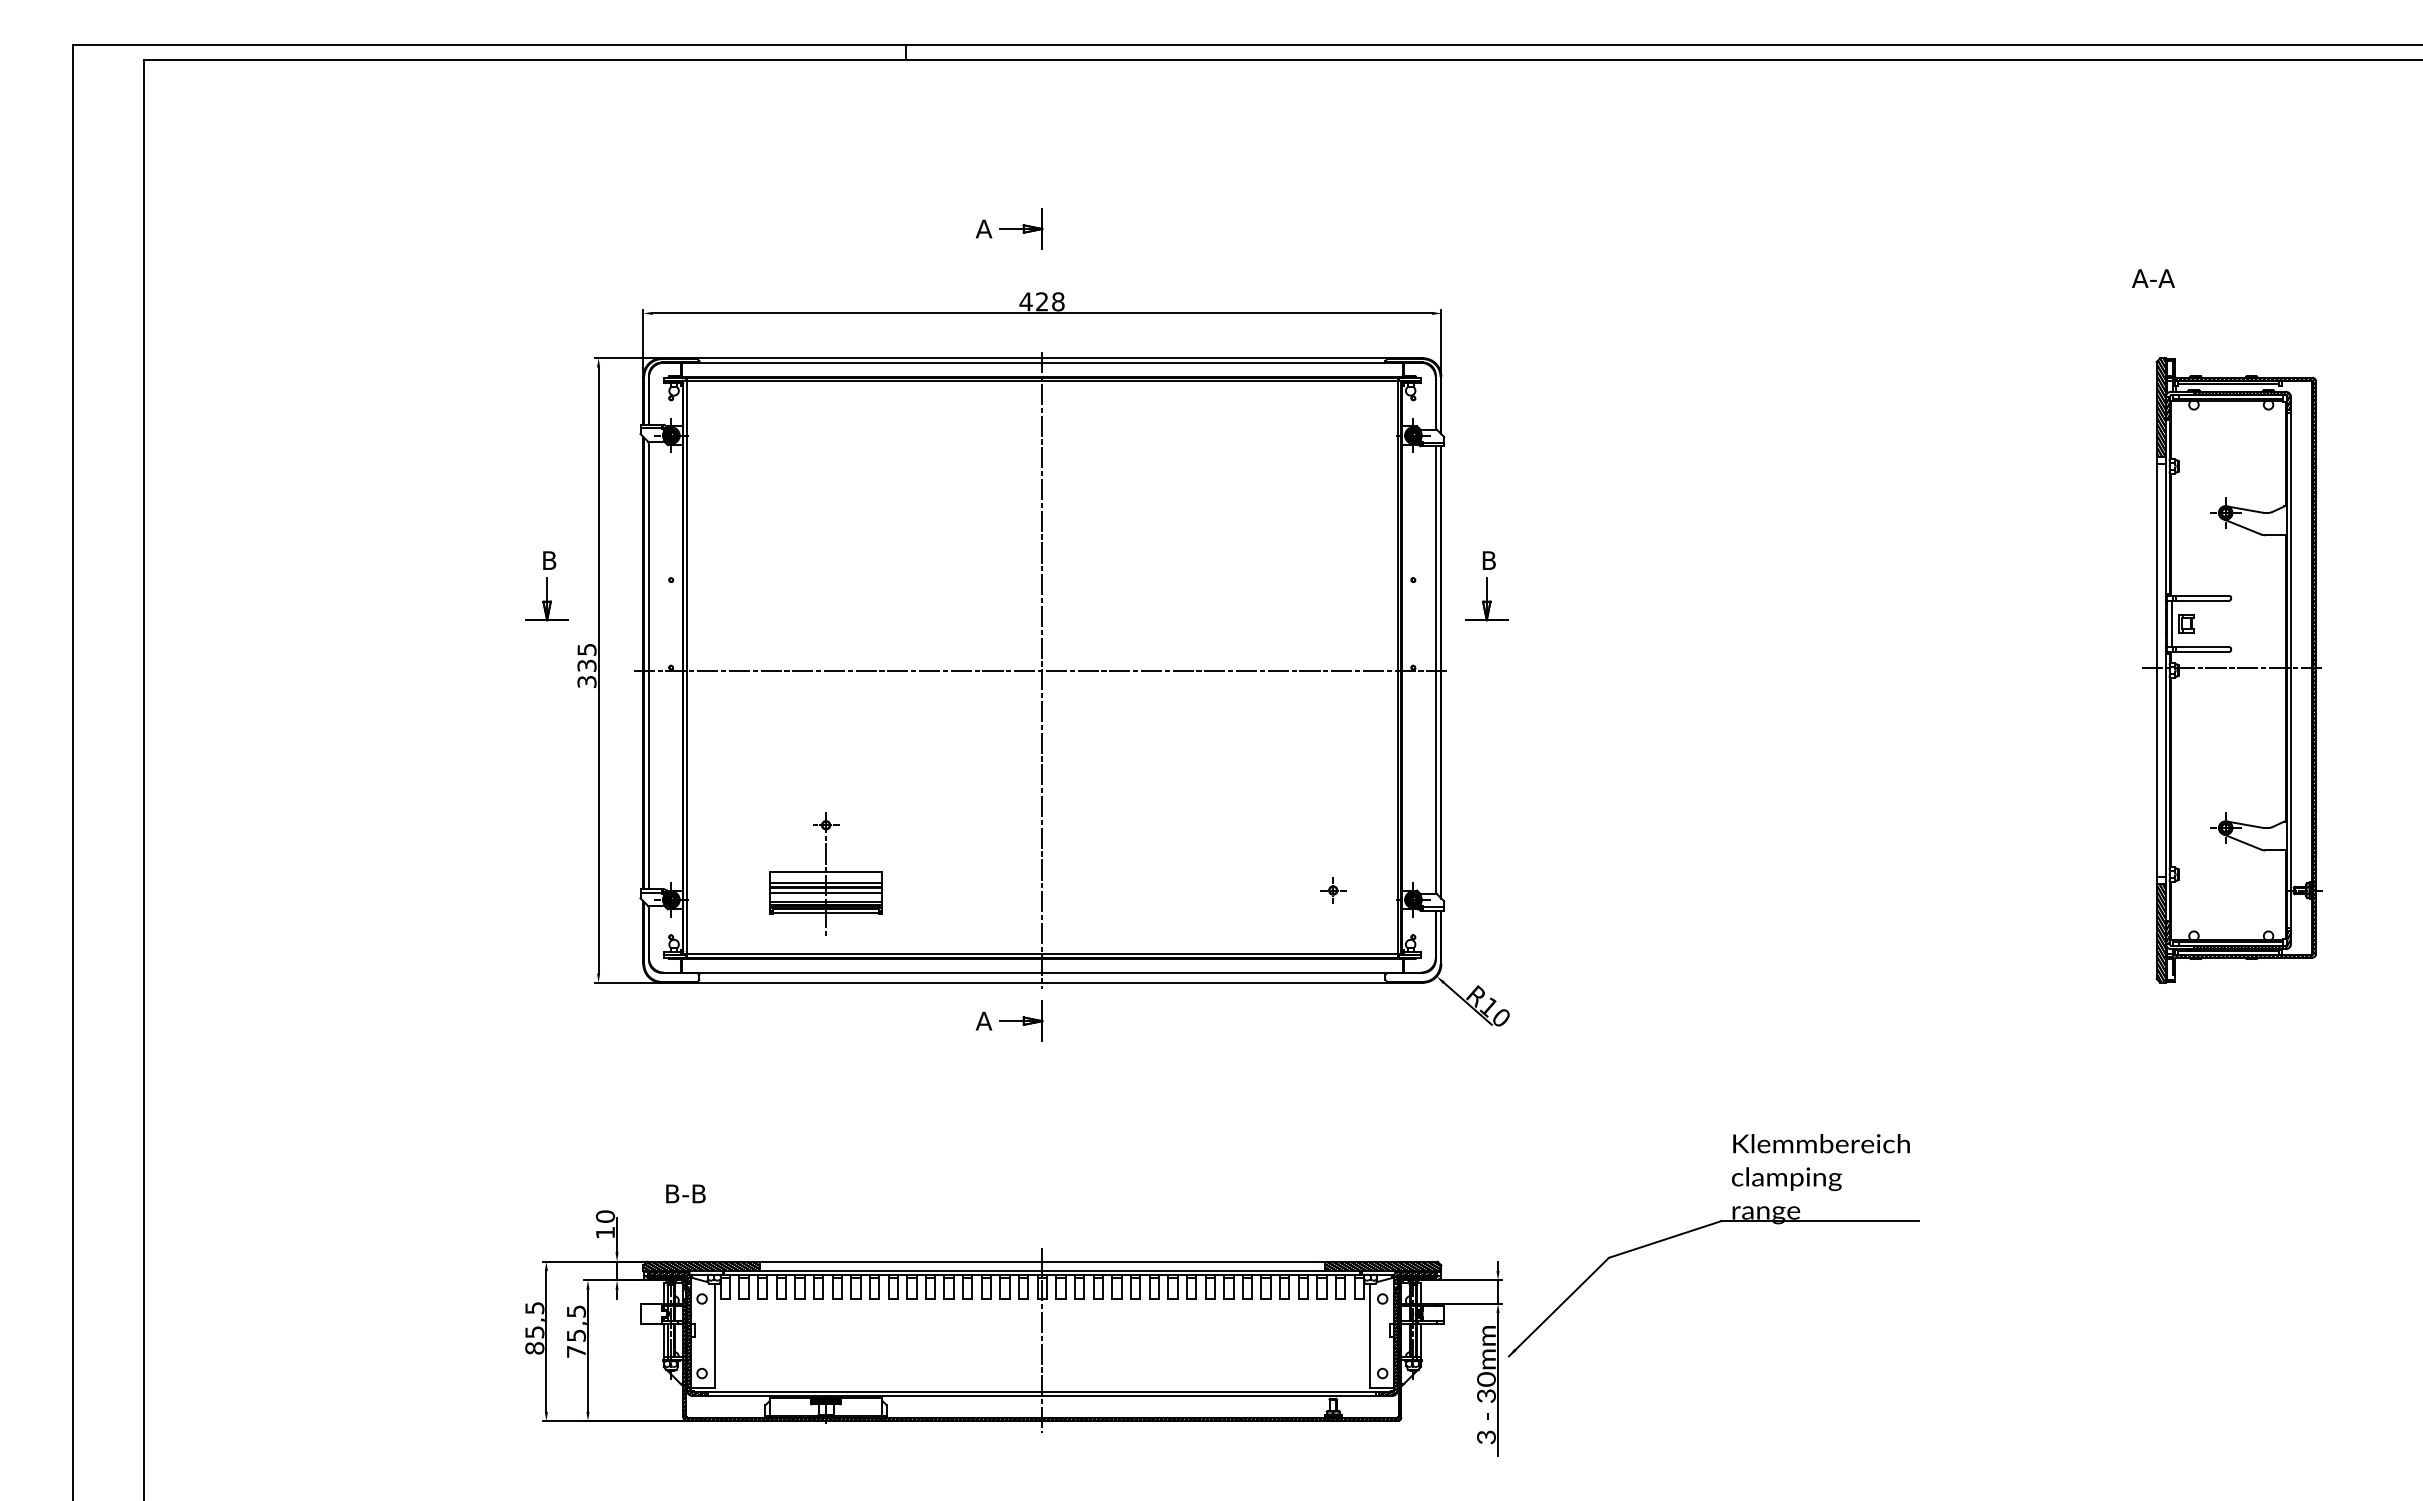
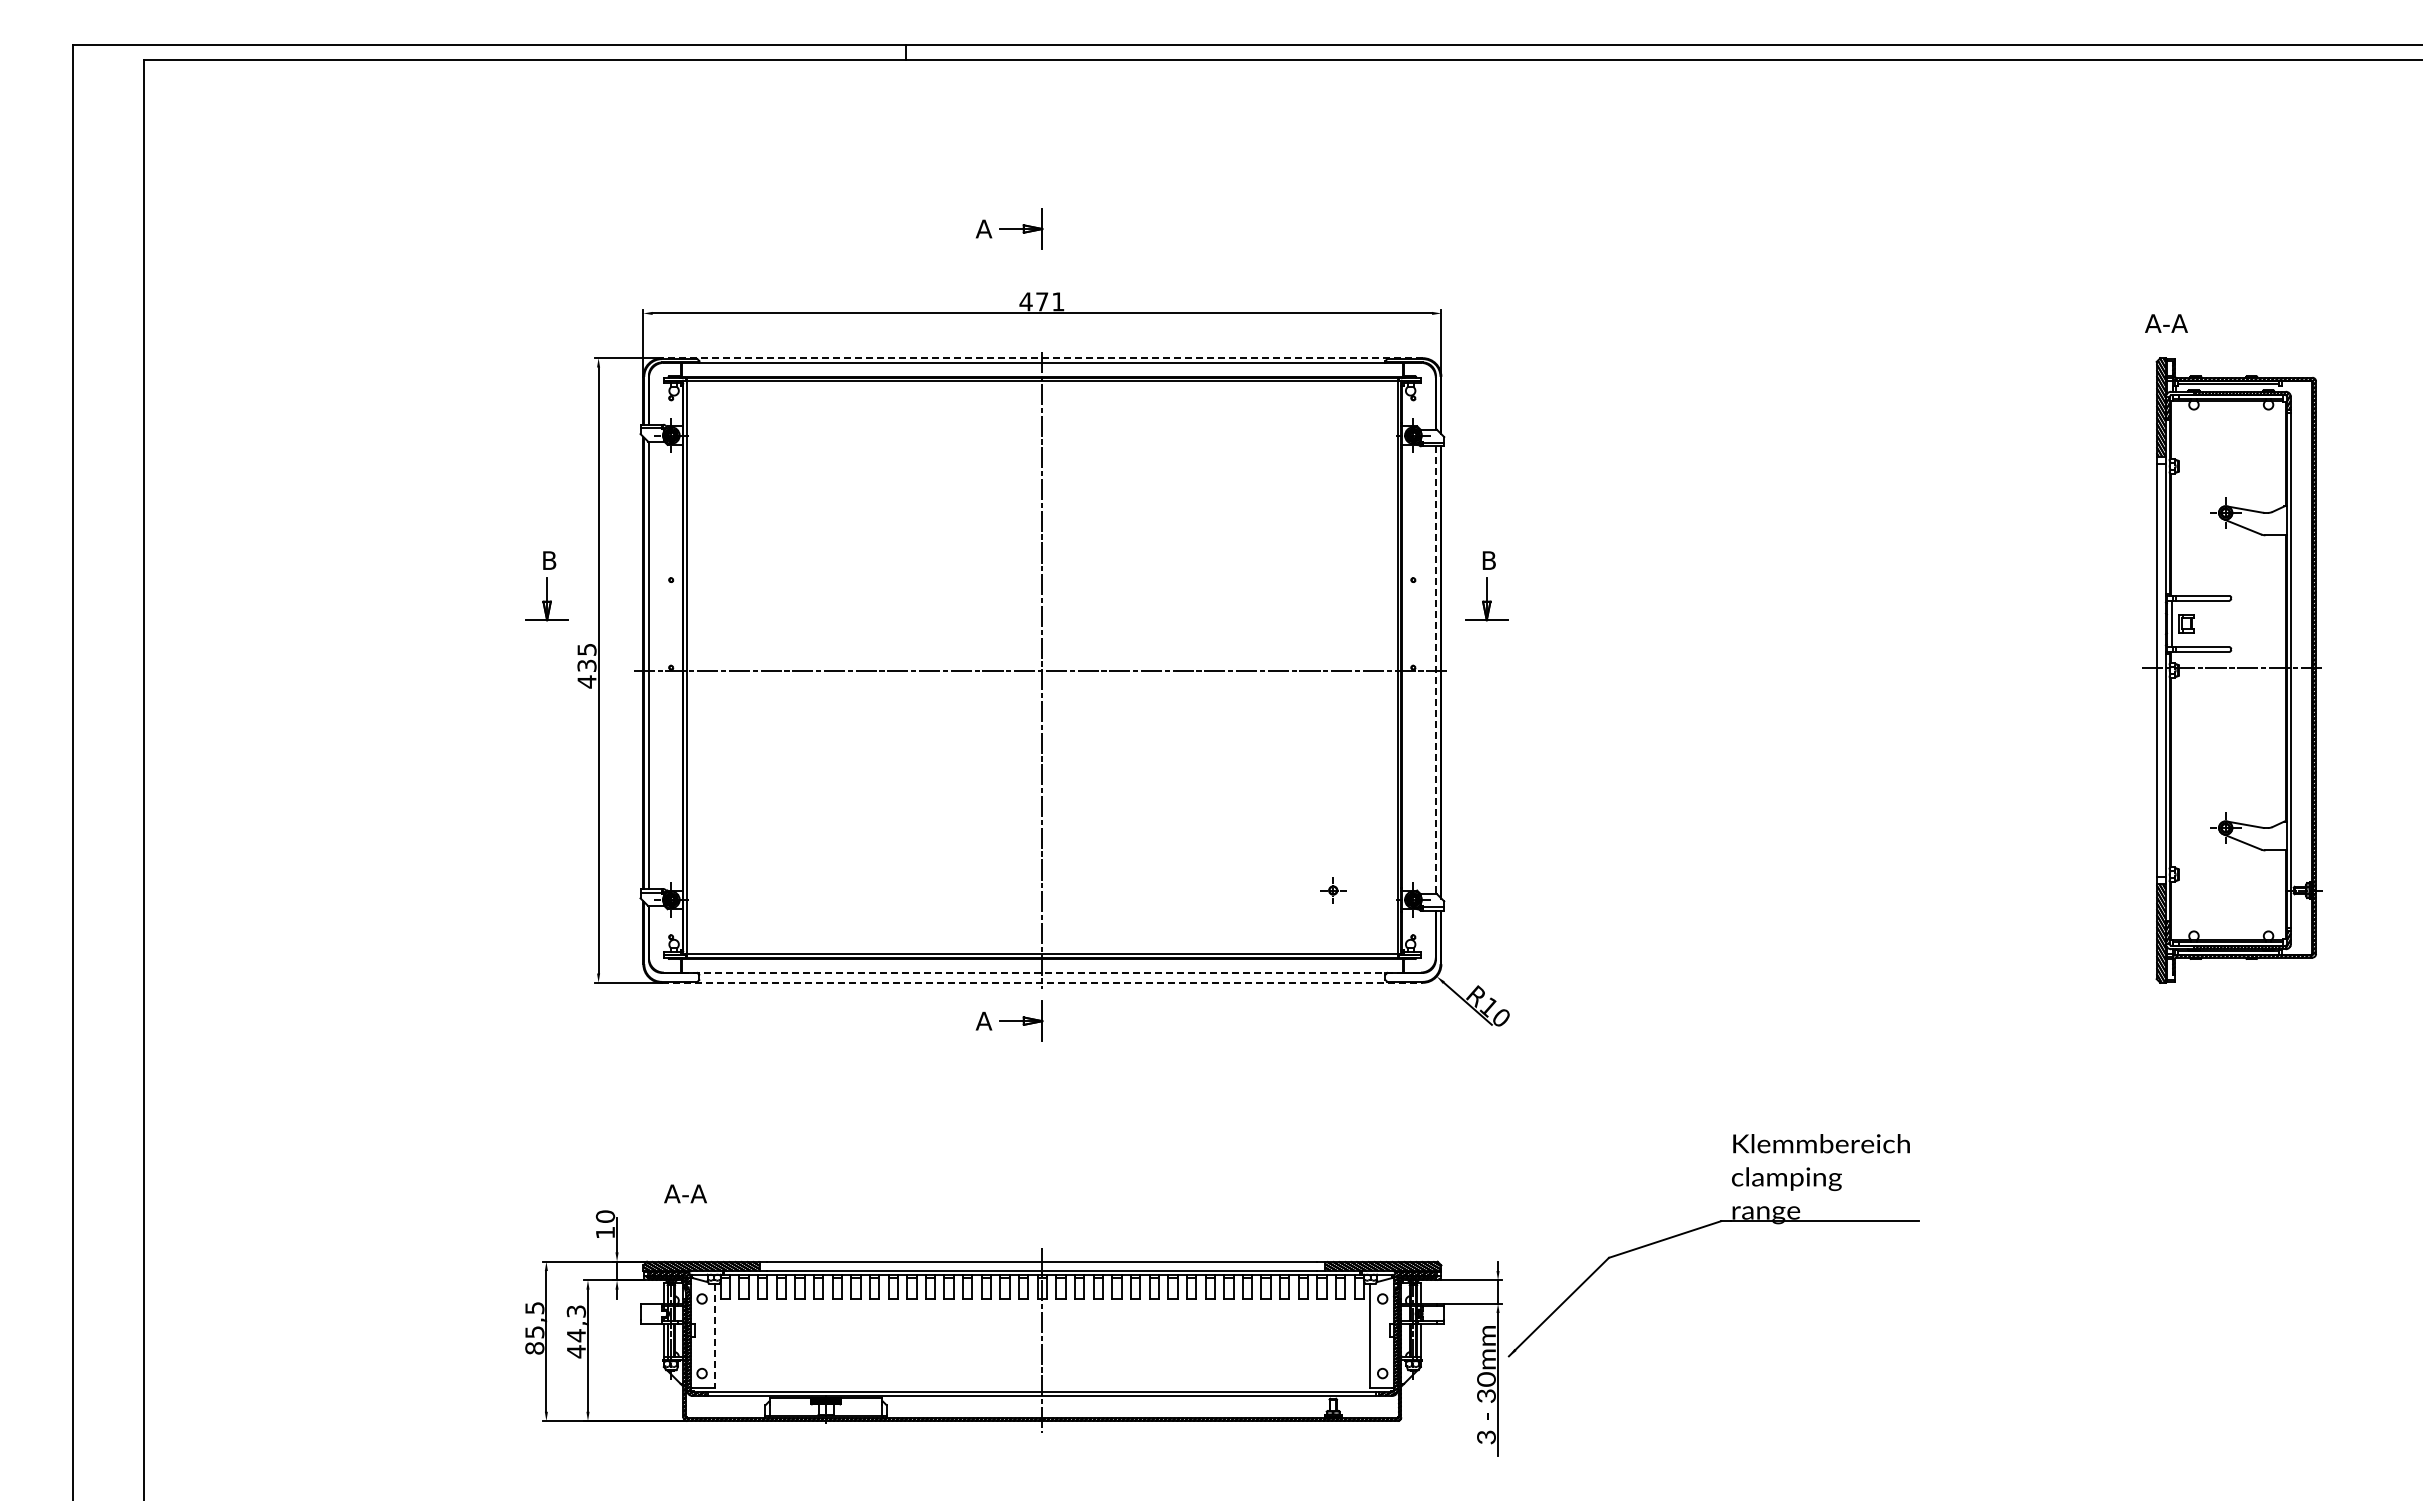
text position: (2153, 278) -> (2166, 323) (2166, 323)
text: 428 -> 471 (1050, 301)
line: solid -> dashed (1041, 358)
line: solid -> dashed (1435, 670)
text: 335 -> 435 (586, 681)
part: present -> none (825, 873)
line: solid -> dashed (1042, 972)
line: solid -> dashed (1042, 982)
text: B-B -> A-A (685, 1193)
text: 75,5 -> 44,3 (575, 1331)
line: solid -> dashed (715, 1336)
